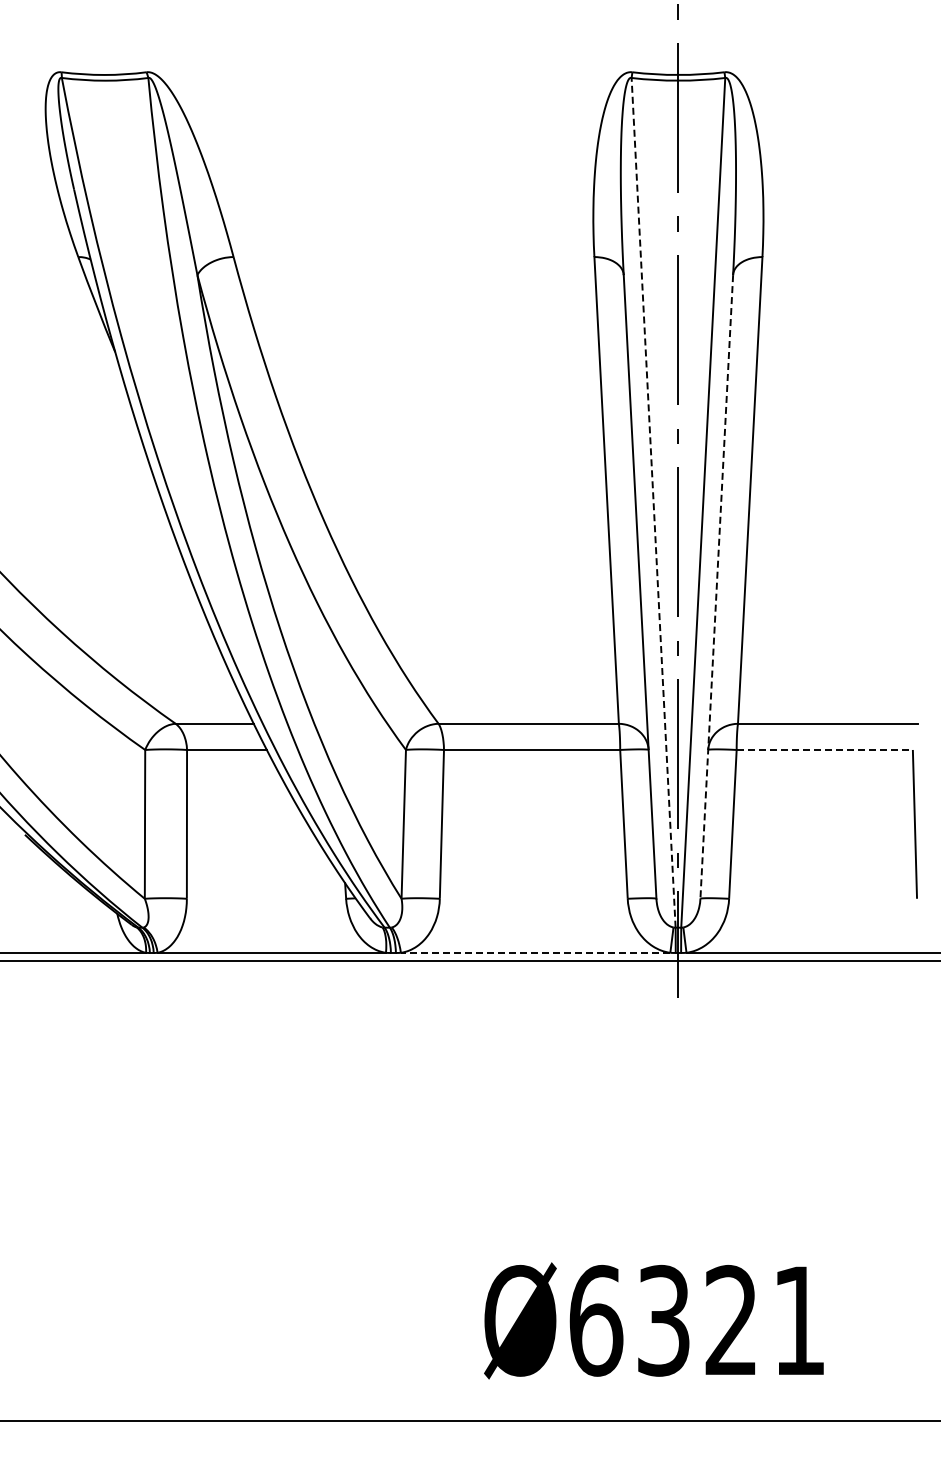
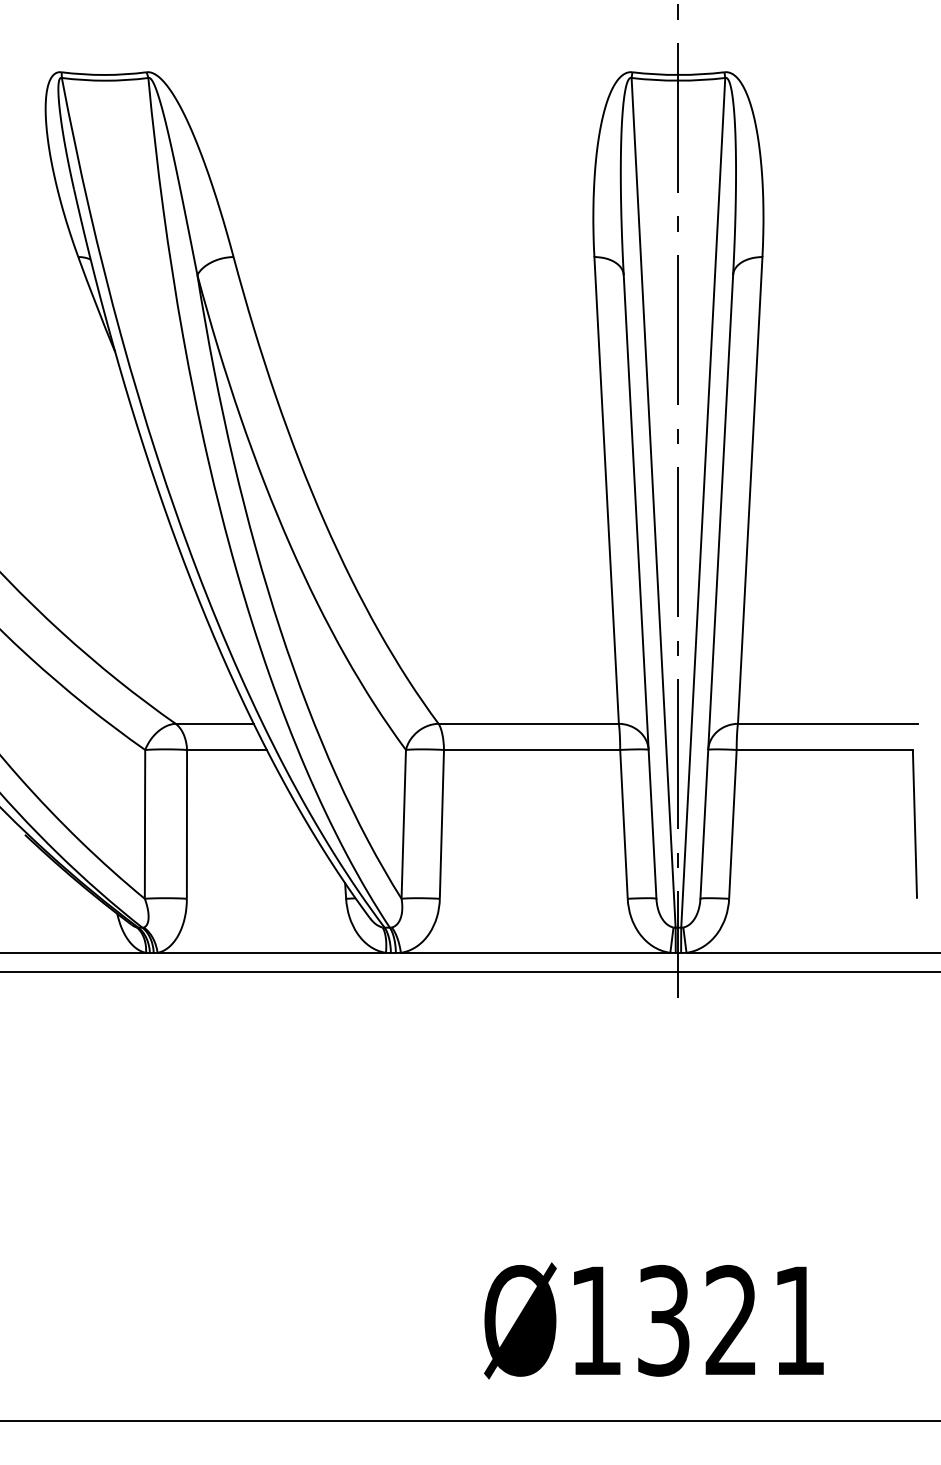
line: dashed -> solid (653, 502)
line: dashed -> solid (716, 587)
line: dashed -> solid (825, 749)
line: dashed -> solid (535, 952)
line position: (469, 960) -> (469, 971) (469, 971)
text: Ø6321 -> Ø1321 (596, 1320)
